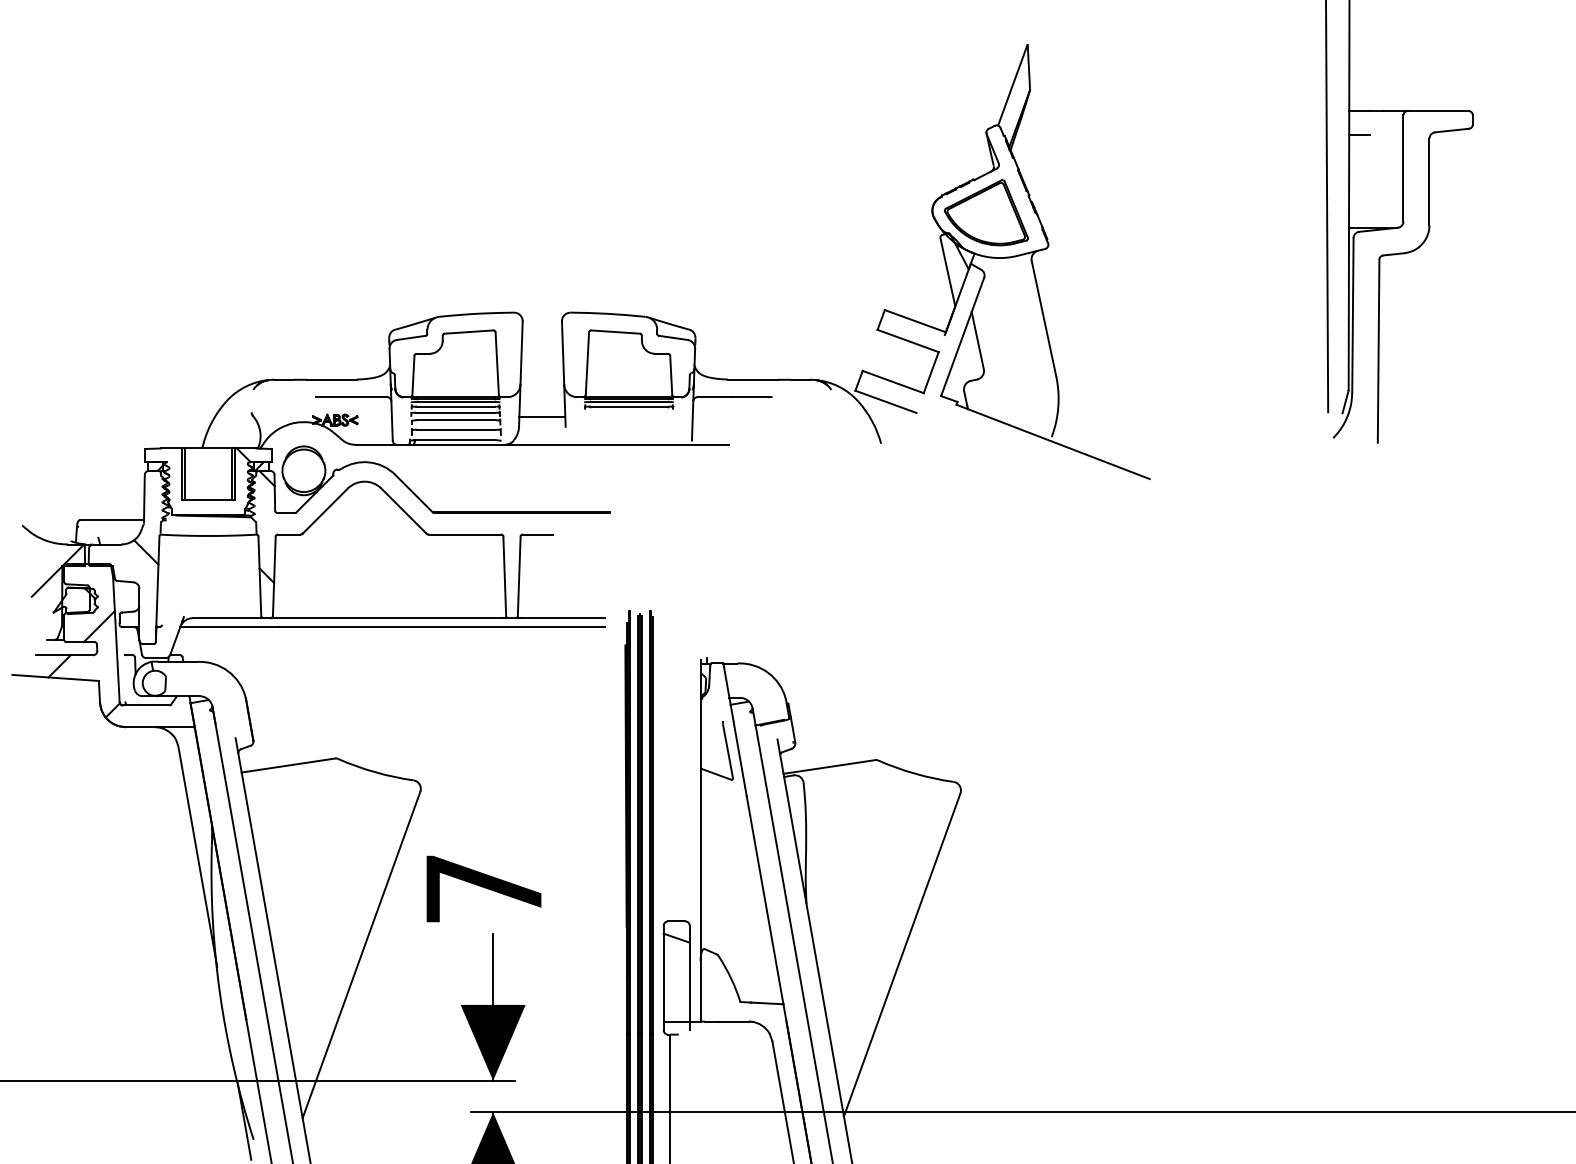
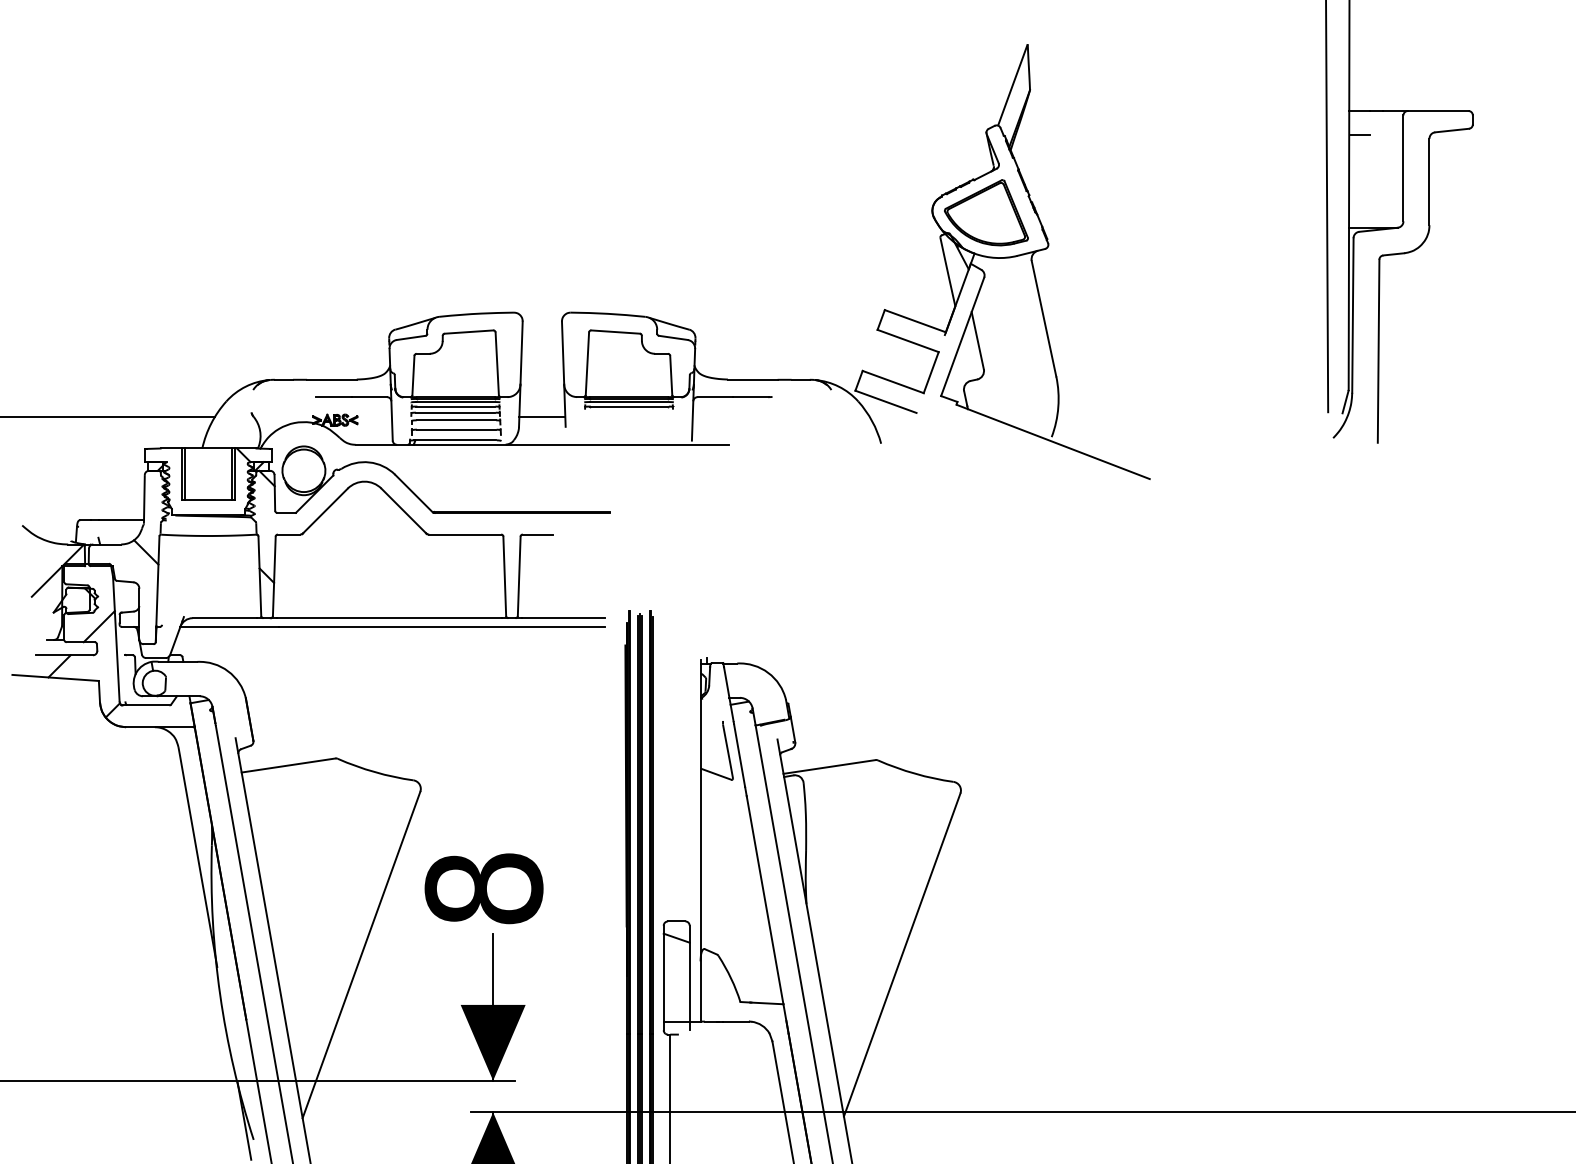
line: none -> present (108, 416)
text: 7 -> 8 (483, 888)
